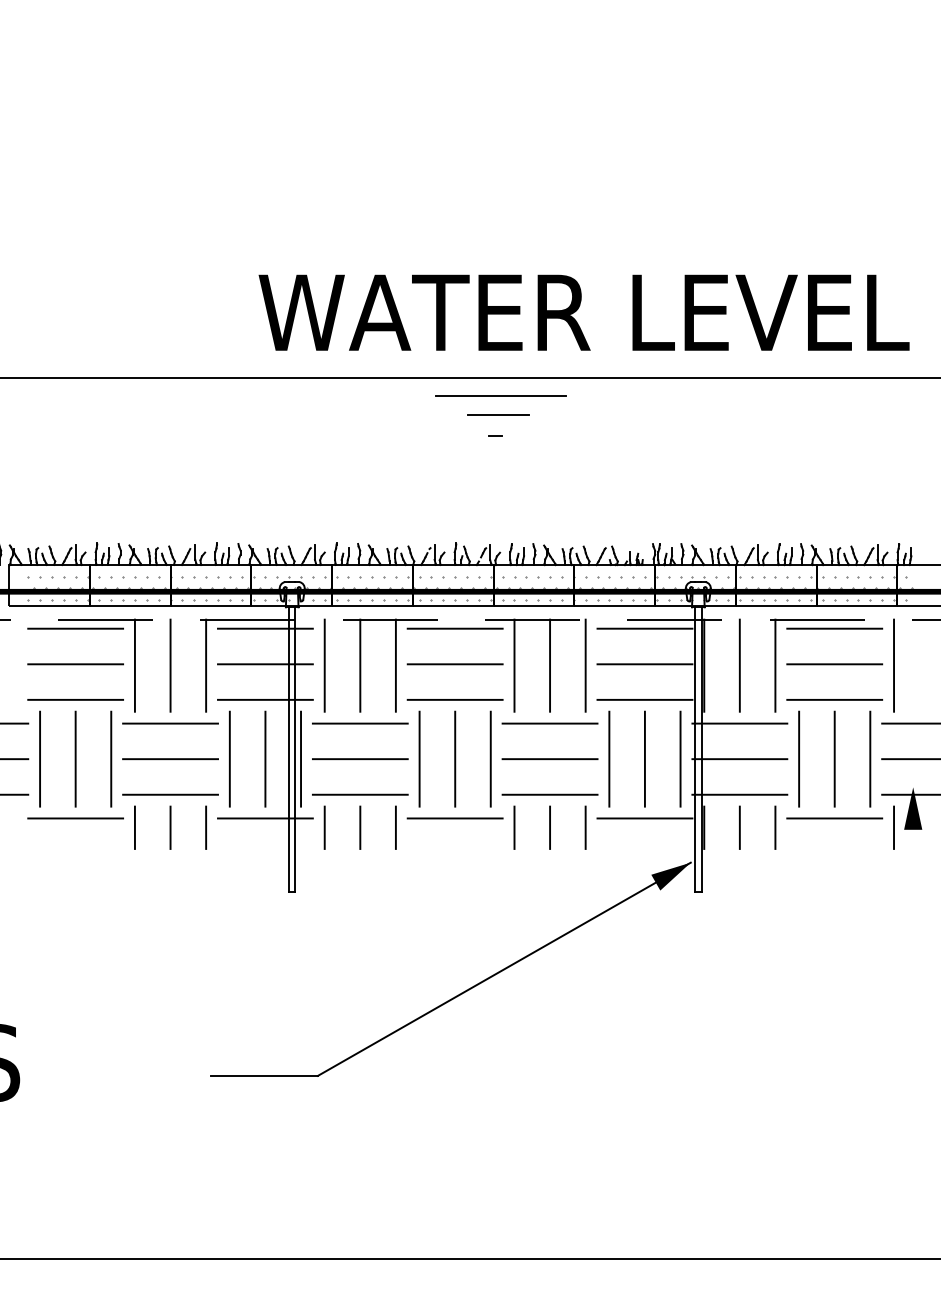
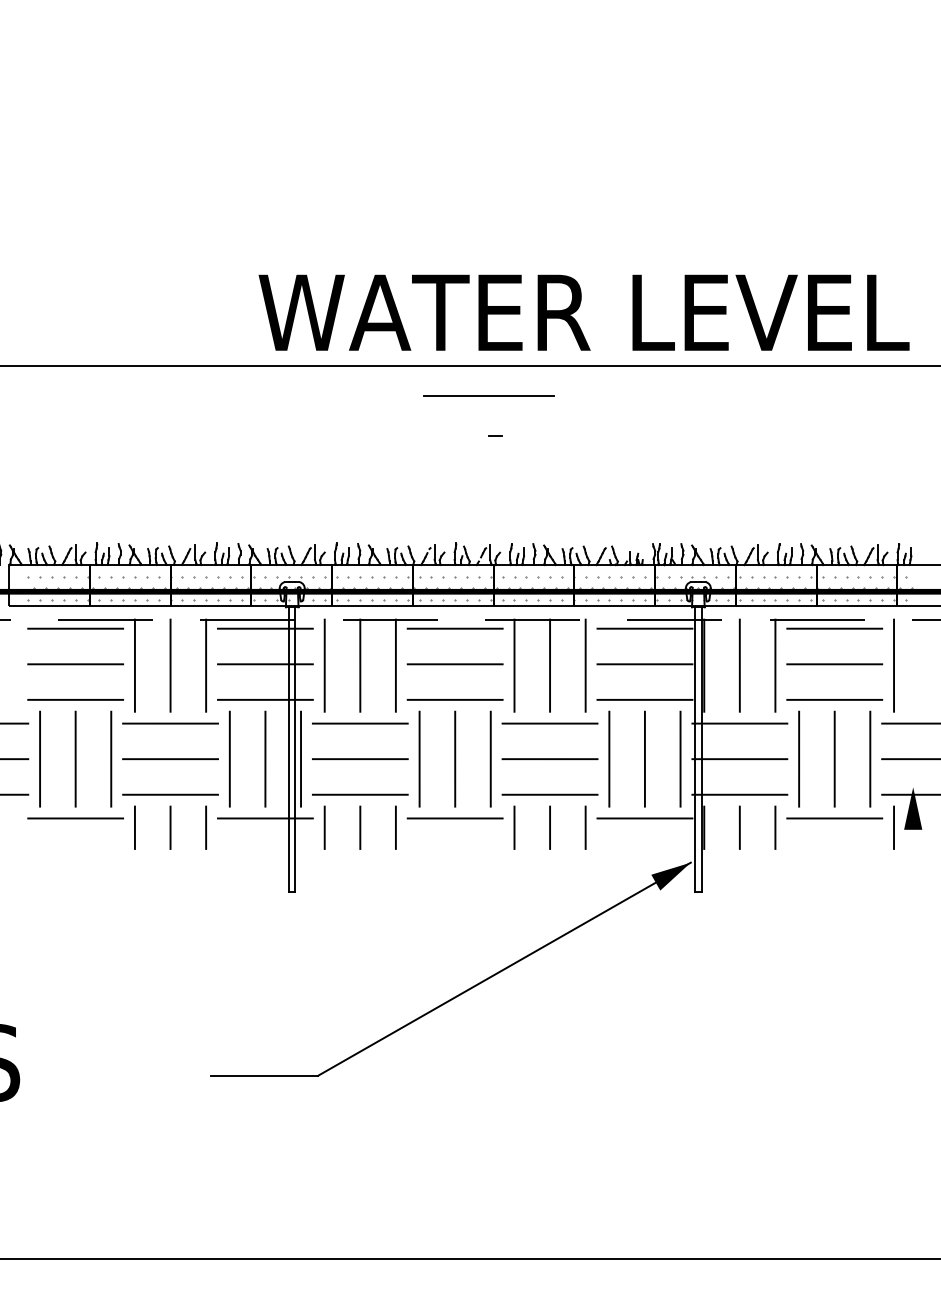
line position: (469, 377) -> (469, 365) (469, 365)
line position: (500, 395) -> (488, 395) (488, 395)
line: present -> none (498, 414)
